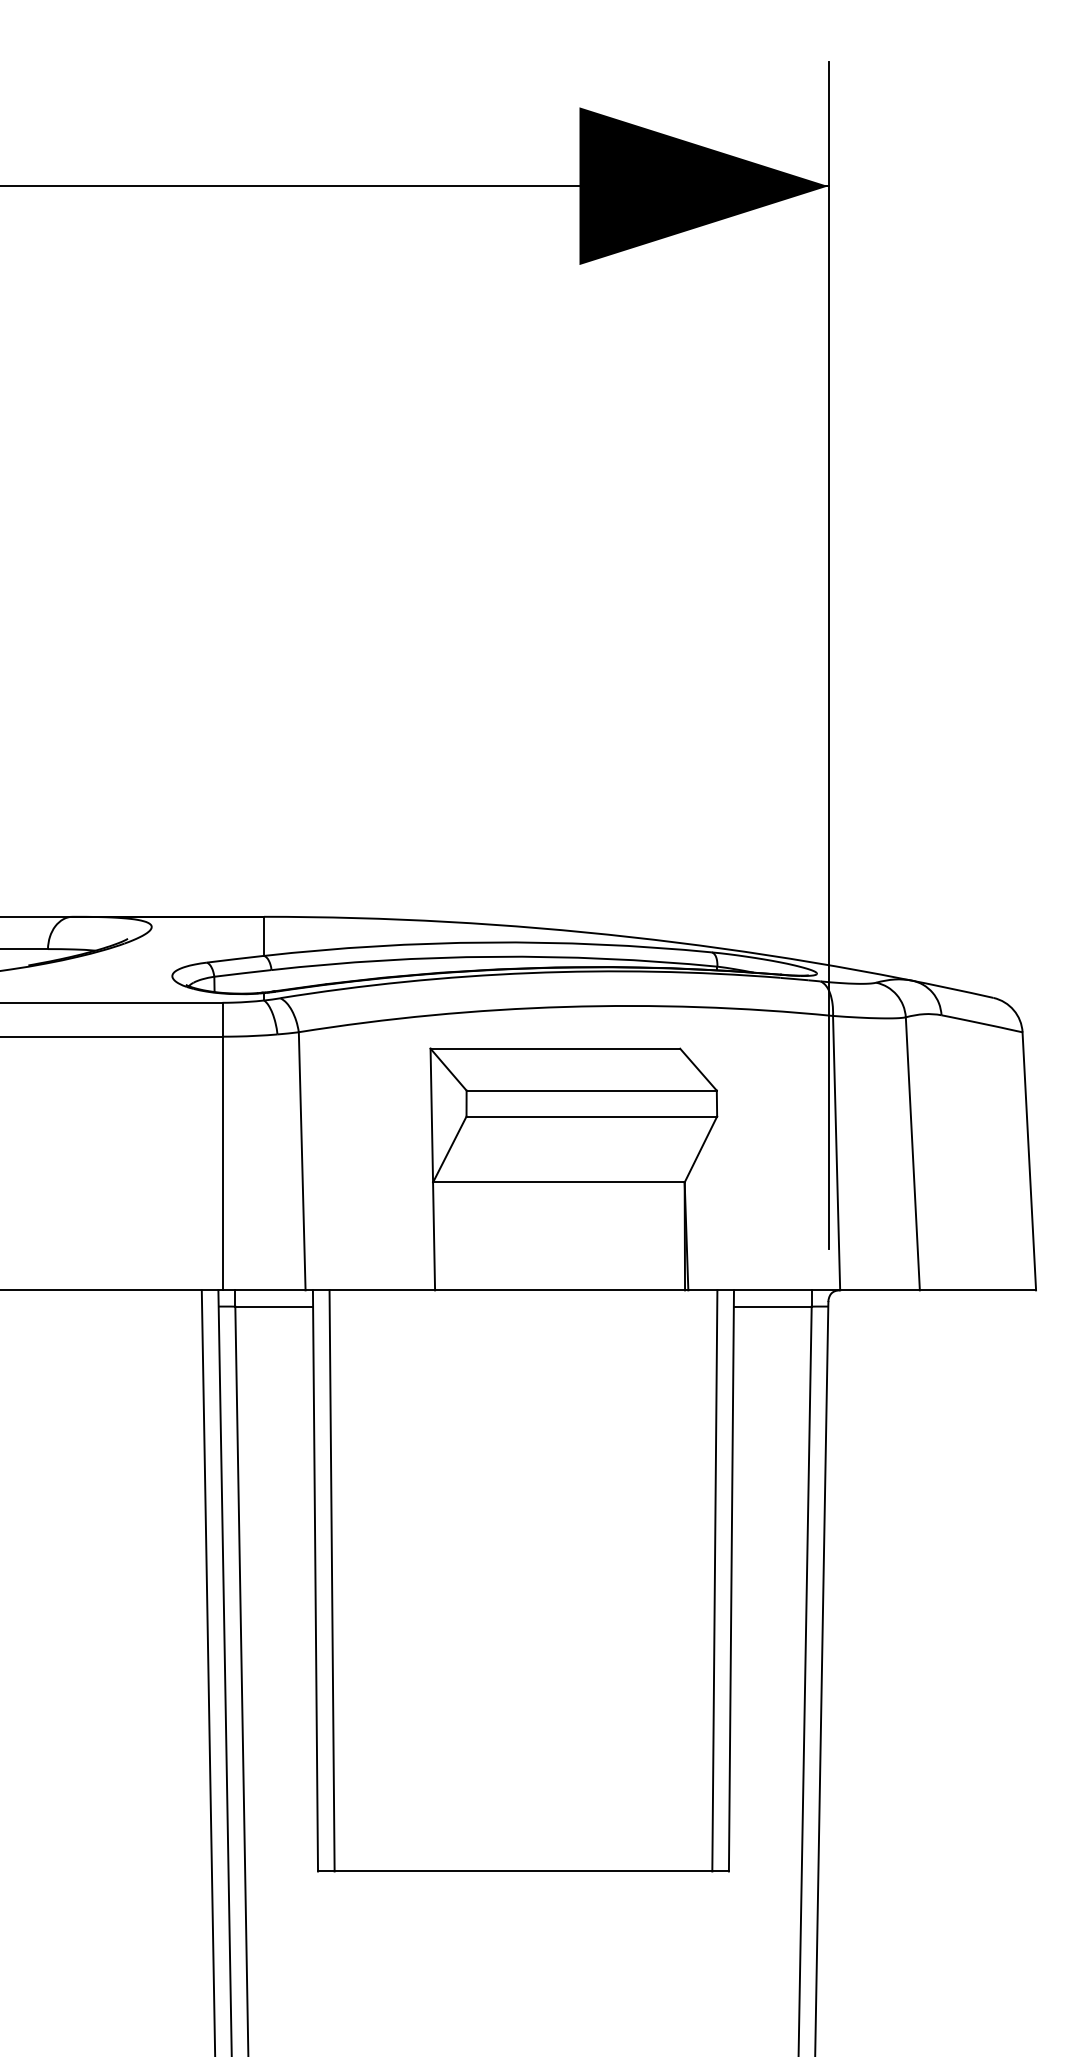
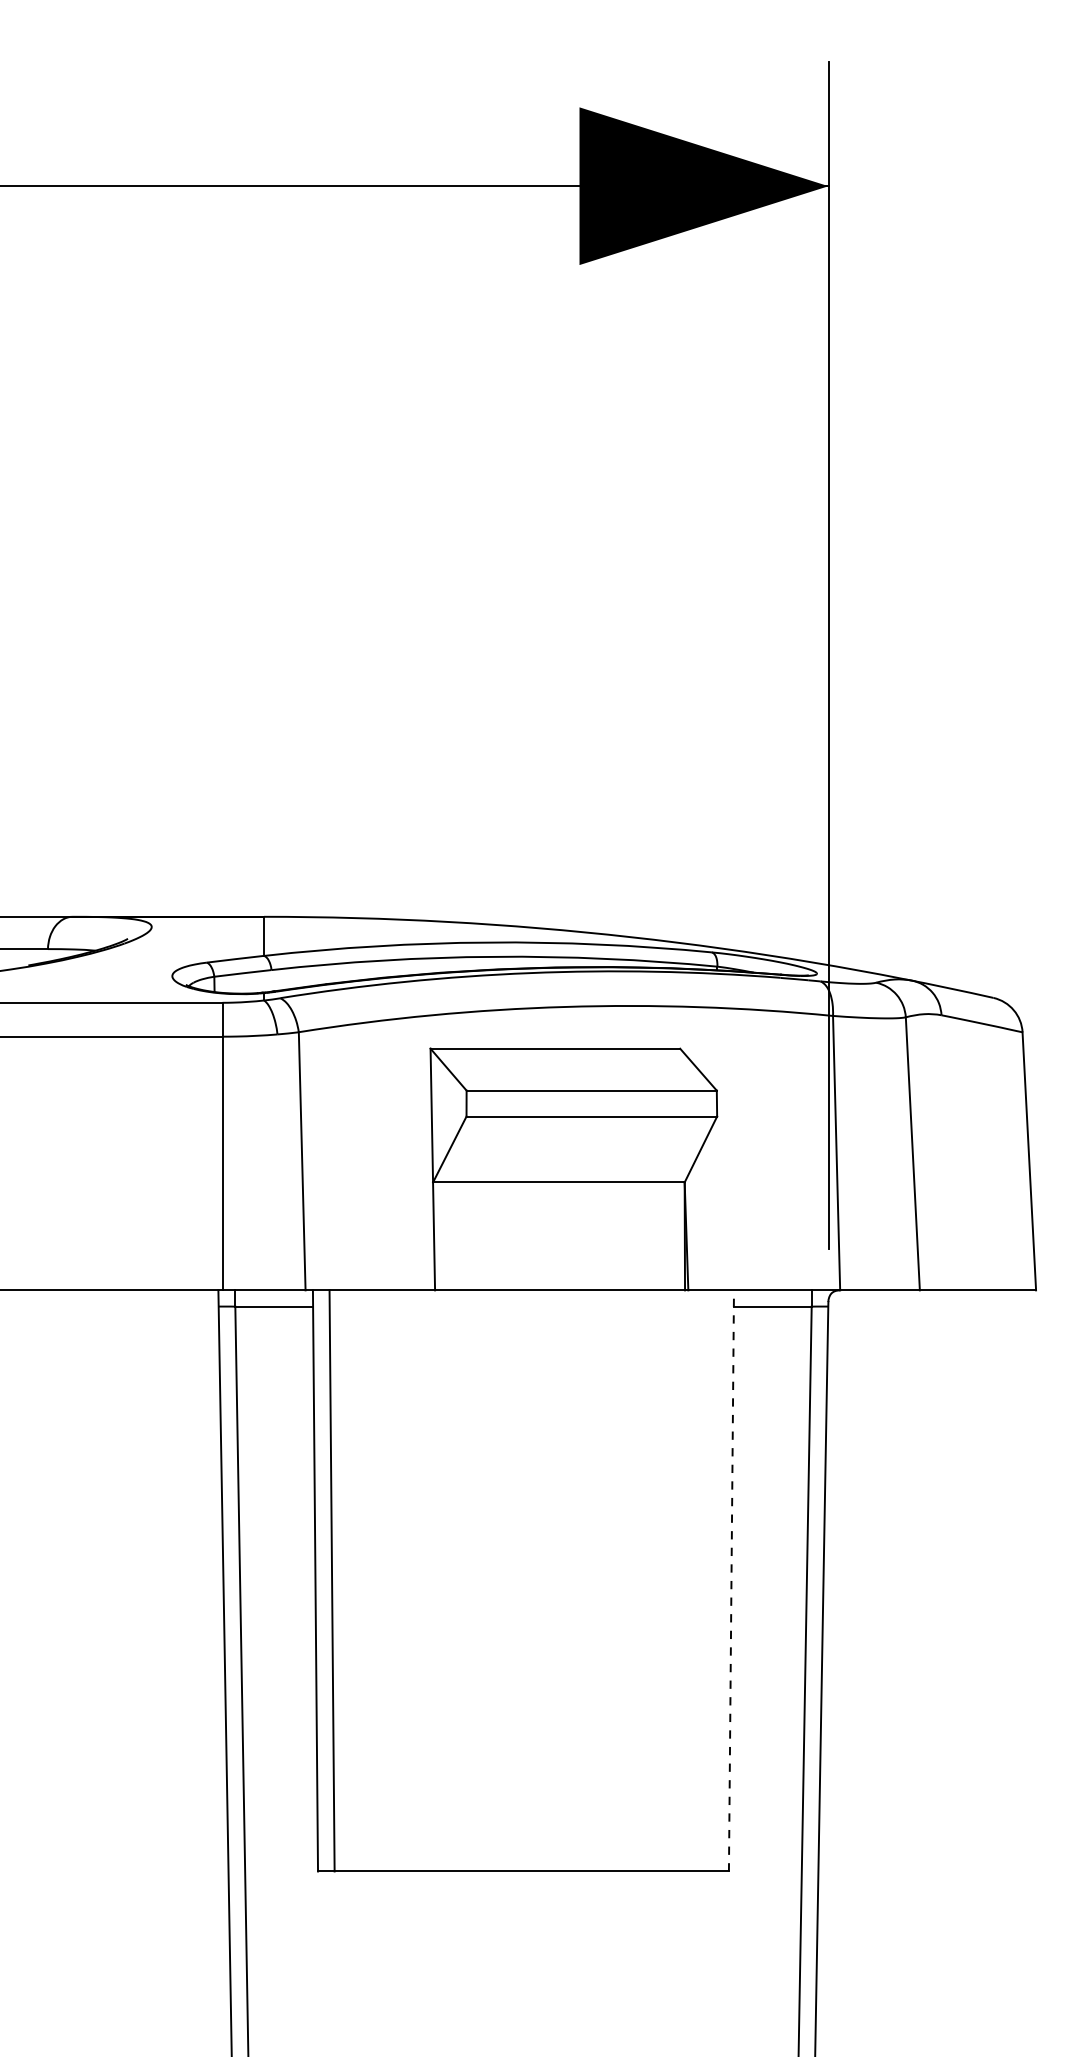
line: present -> none (714, 1580)
line: solid -> dashed (731, 1580)
line: present -> none (208, 1671)
